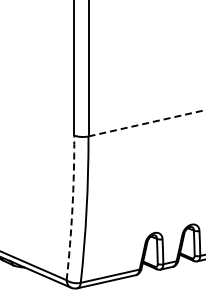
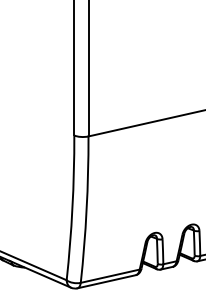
line: dashed -> solid (147, 123)
arc: dashed -> solid (72, 207)
